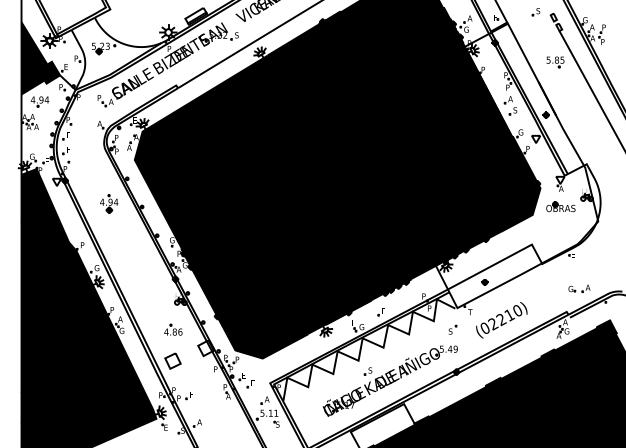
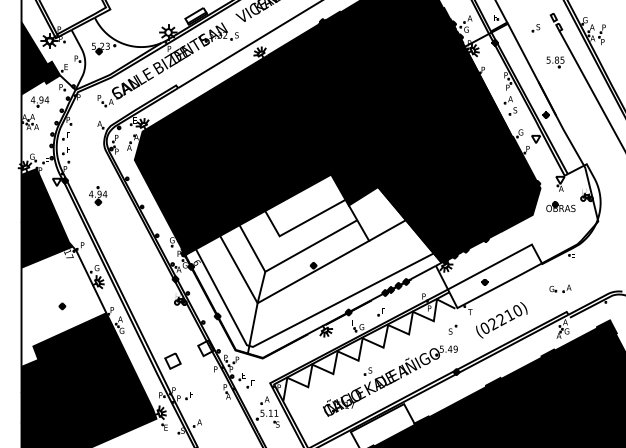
part position: (535, 12) -> (535, 28) (535, 28)
part position: (109, 203) -> (98, 195) (98, 195)
fill: present -> none (313, 265)
part position: (579, 288) -> (560, 288) (560, 288)
fill: present -> none (63, 306)
part: present -> none (173, 329)
